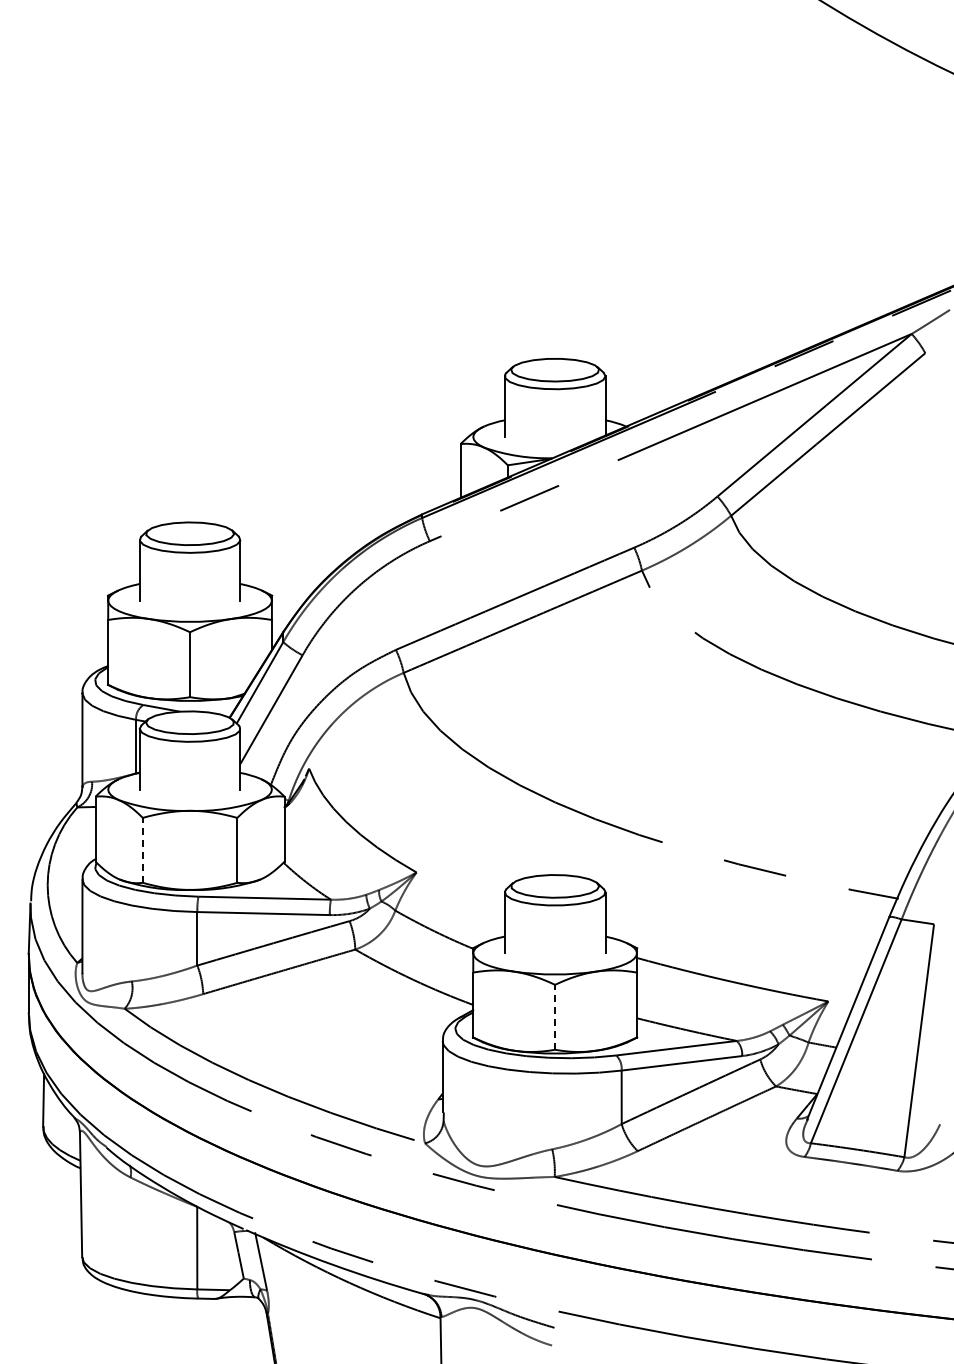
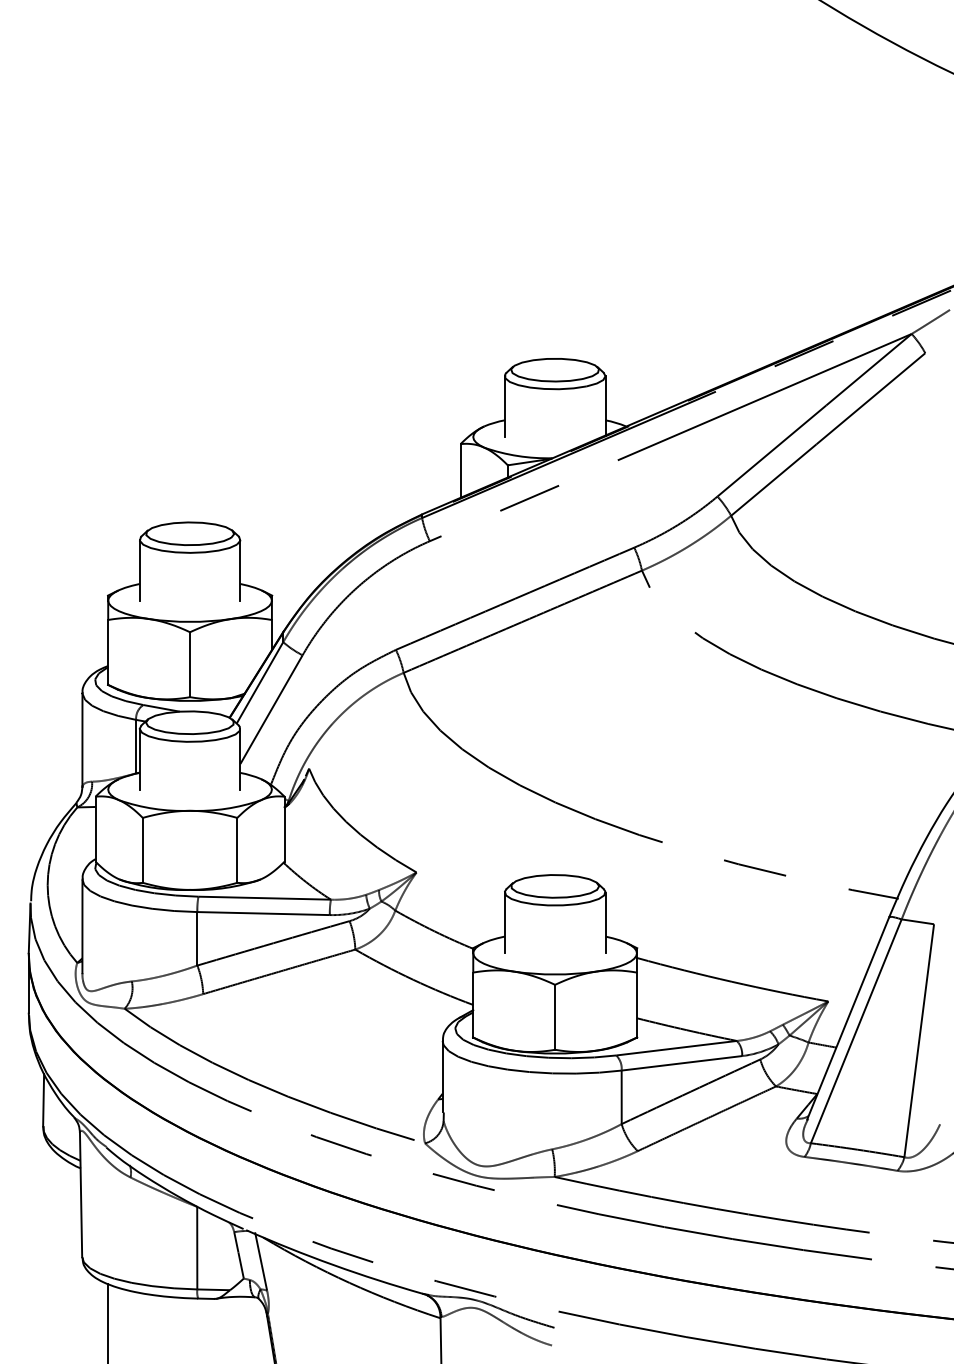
line: dashed -> solid (142, 849)
line: dashed -> solid (555, 1016)
line: none -> present (108, 1322)
